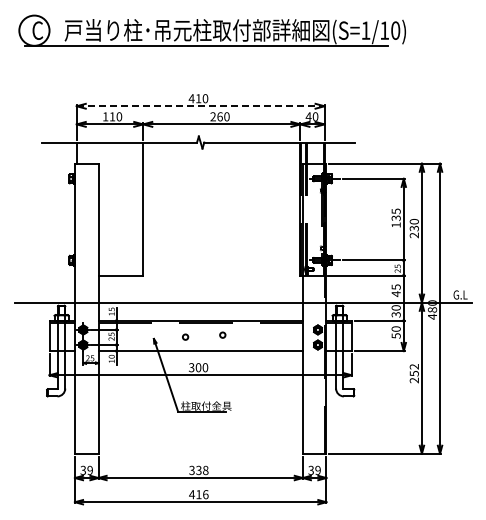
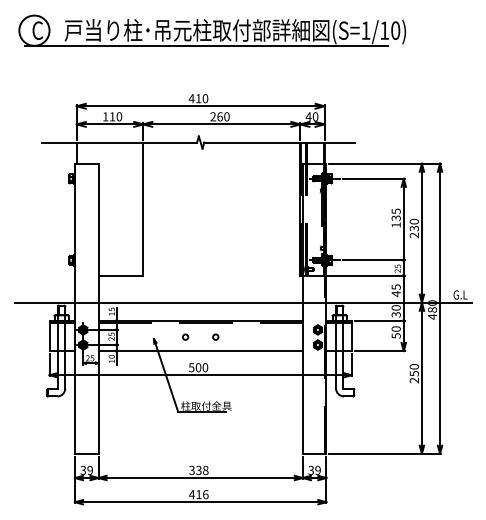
line: dashed -> solid (200, 106)
circle position: (222, 334) -> (215, 336) (215, 336)
text: 252 -> 250 (414, 366)
text: 300 -> 500 (191, 367)
